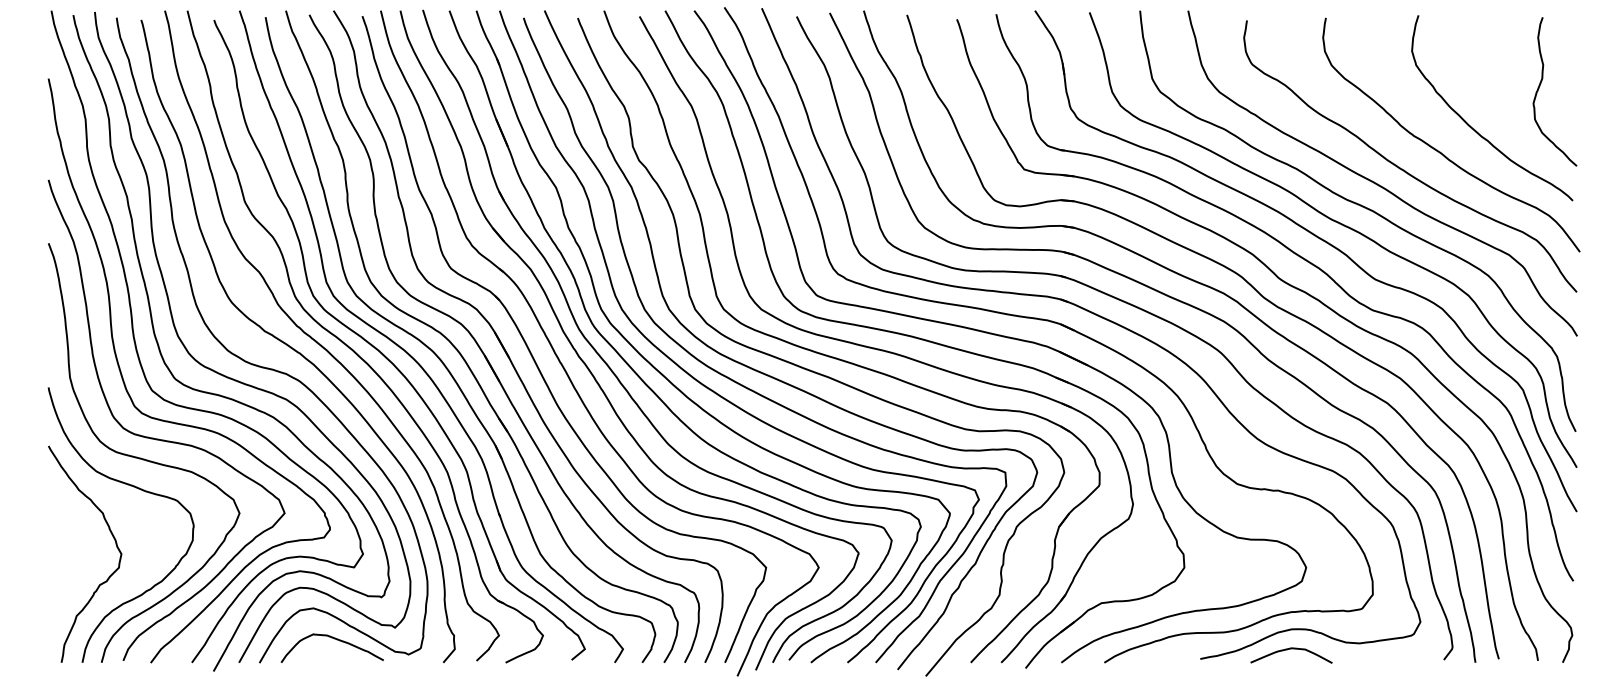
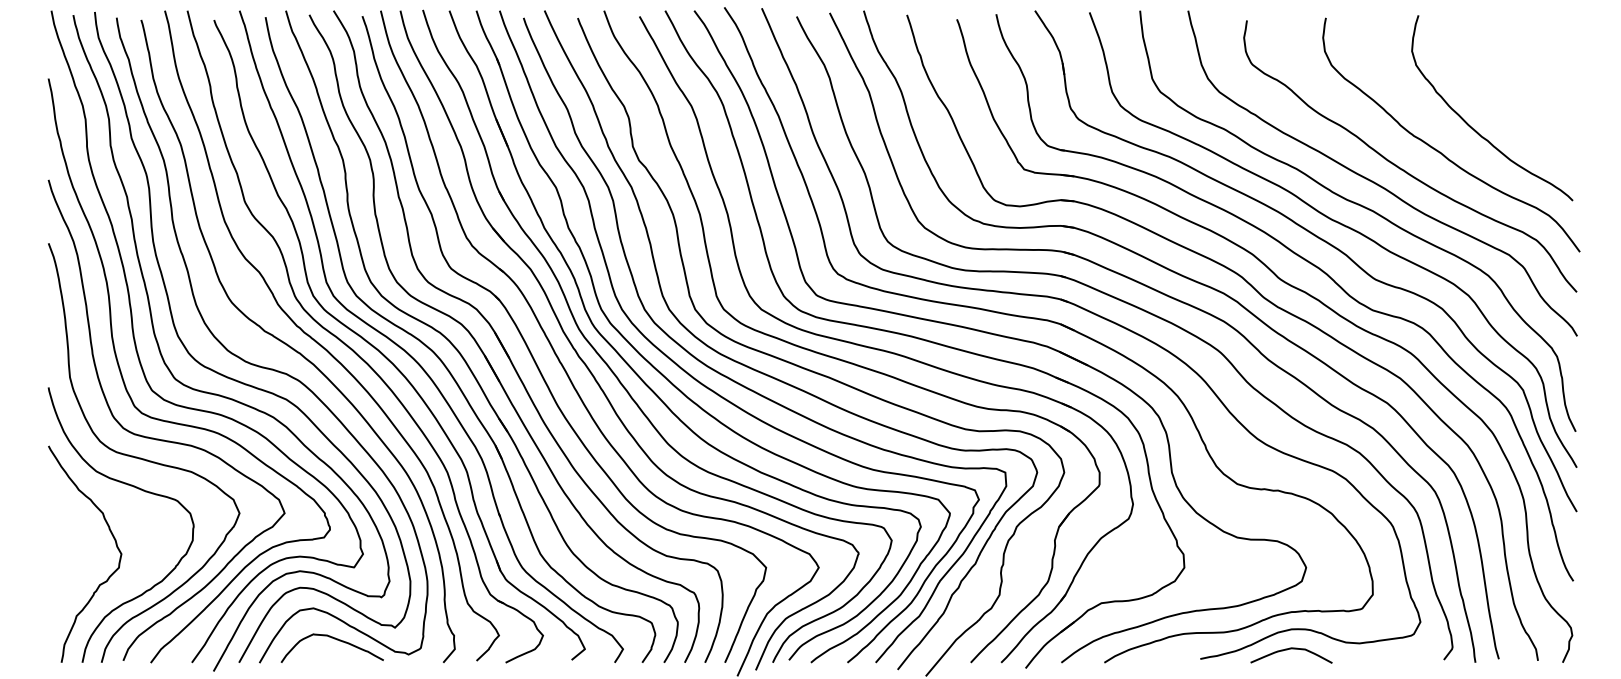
curve: present -> none (1540, 86)
